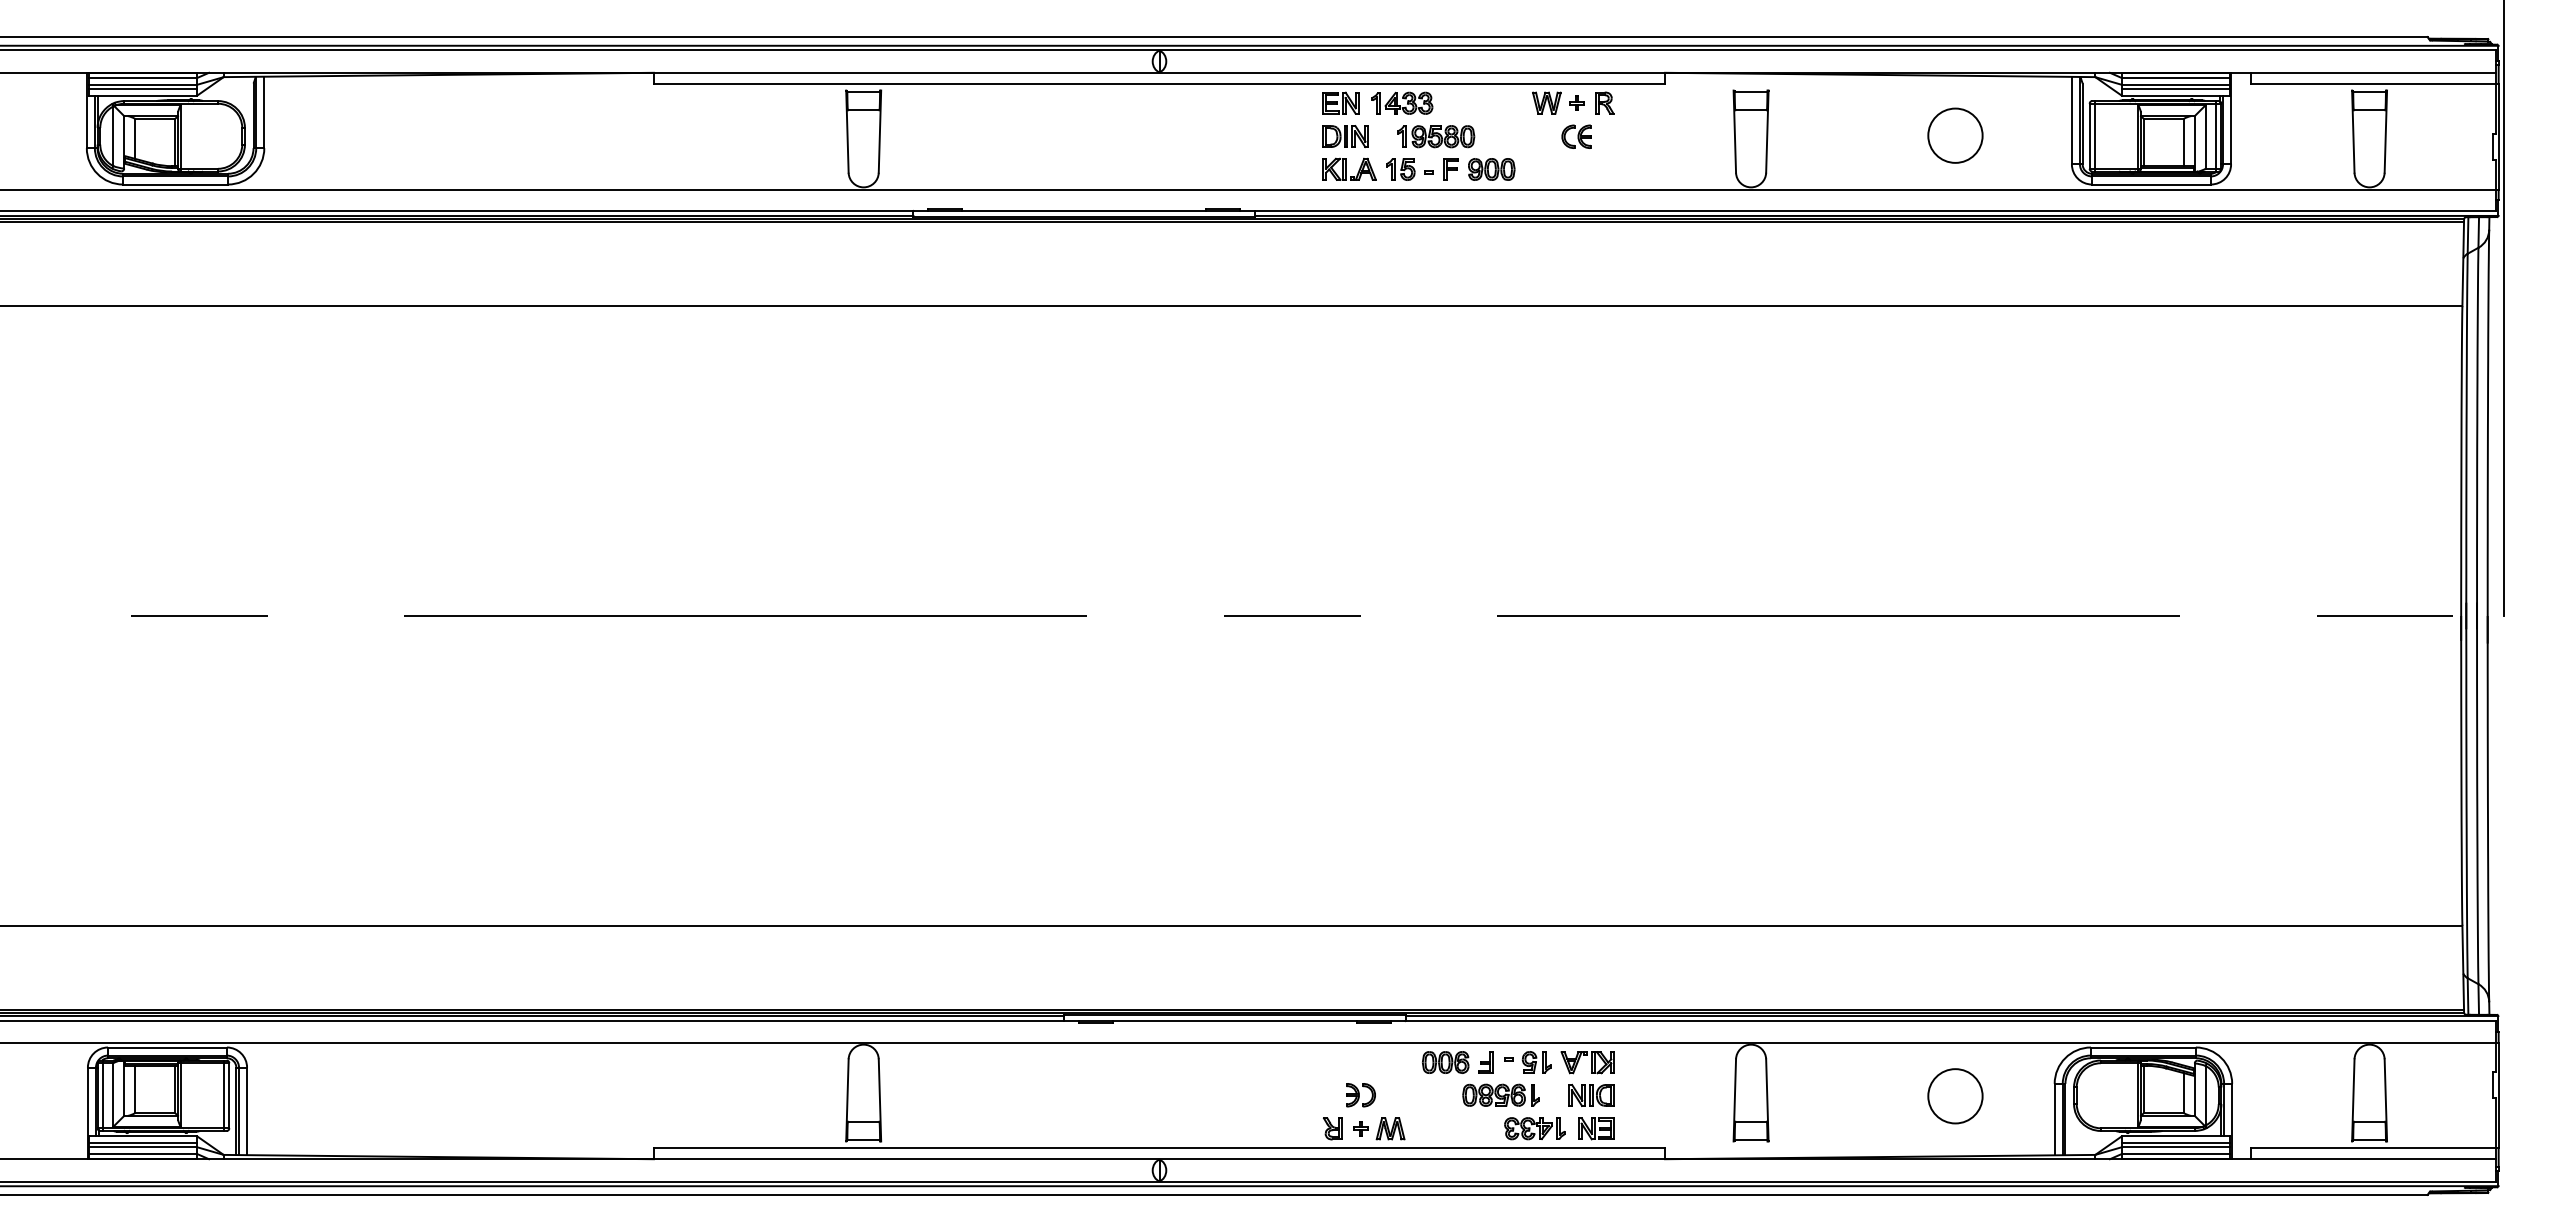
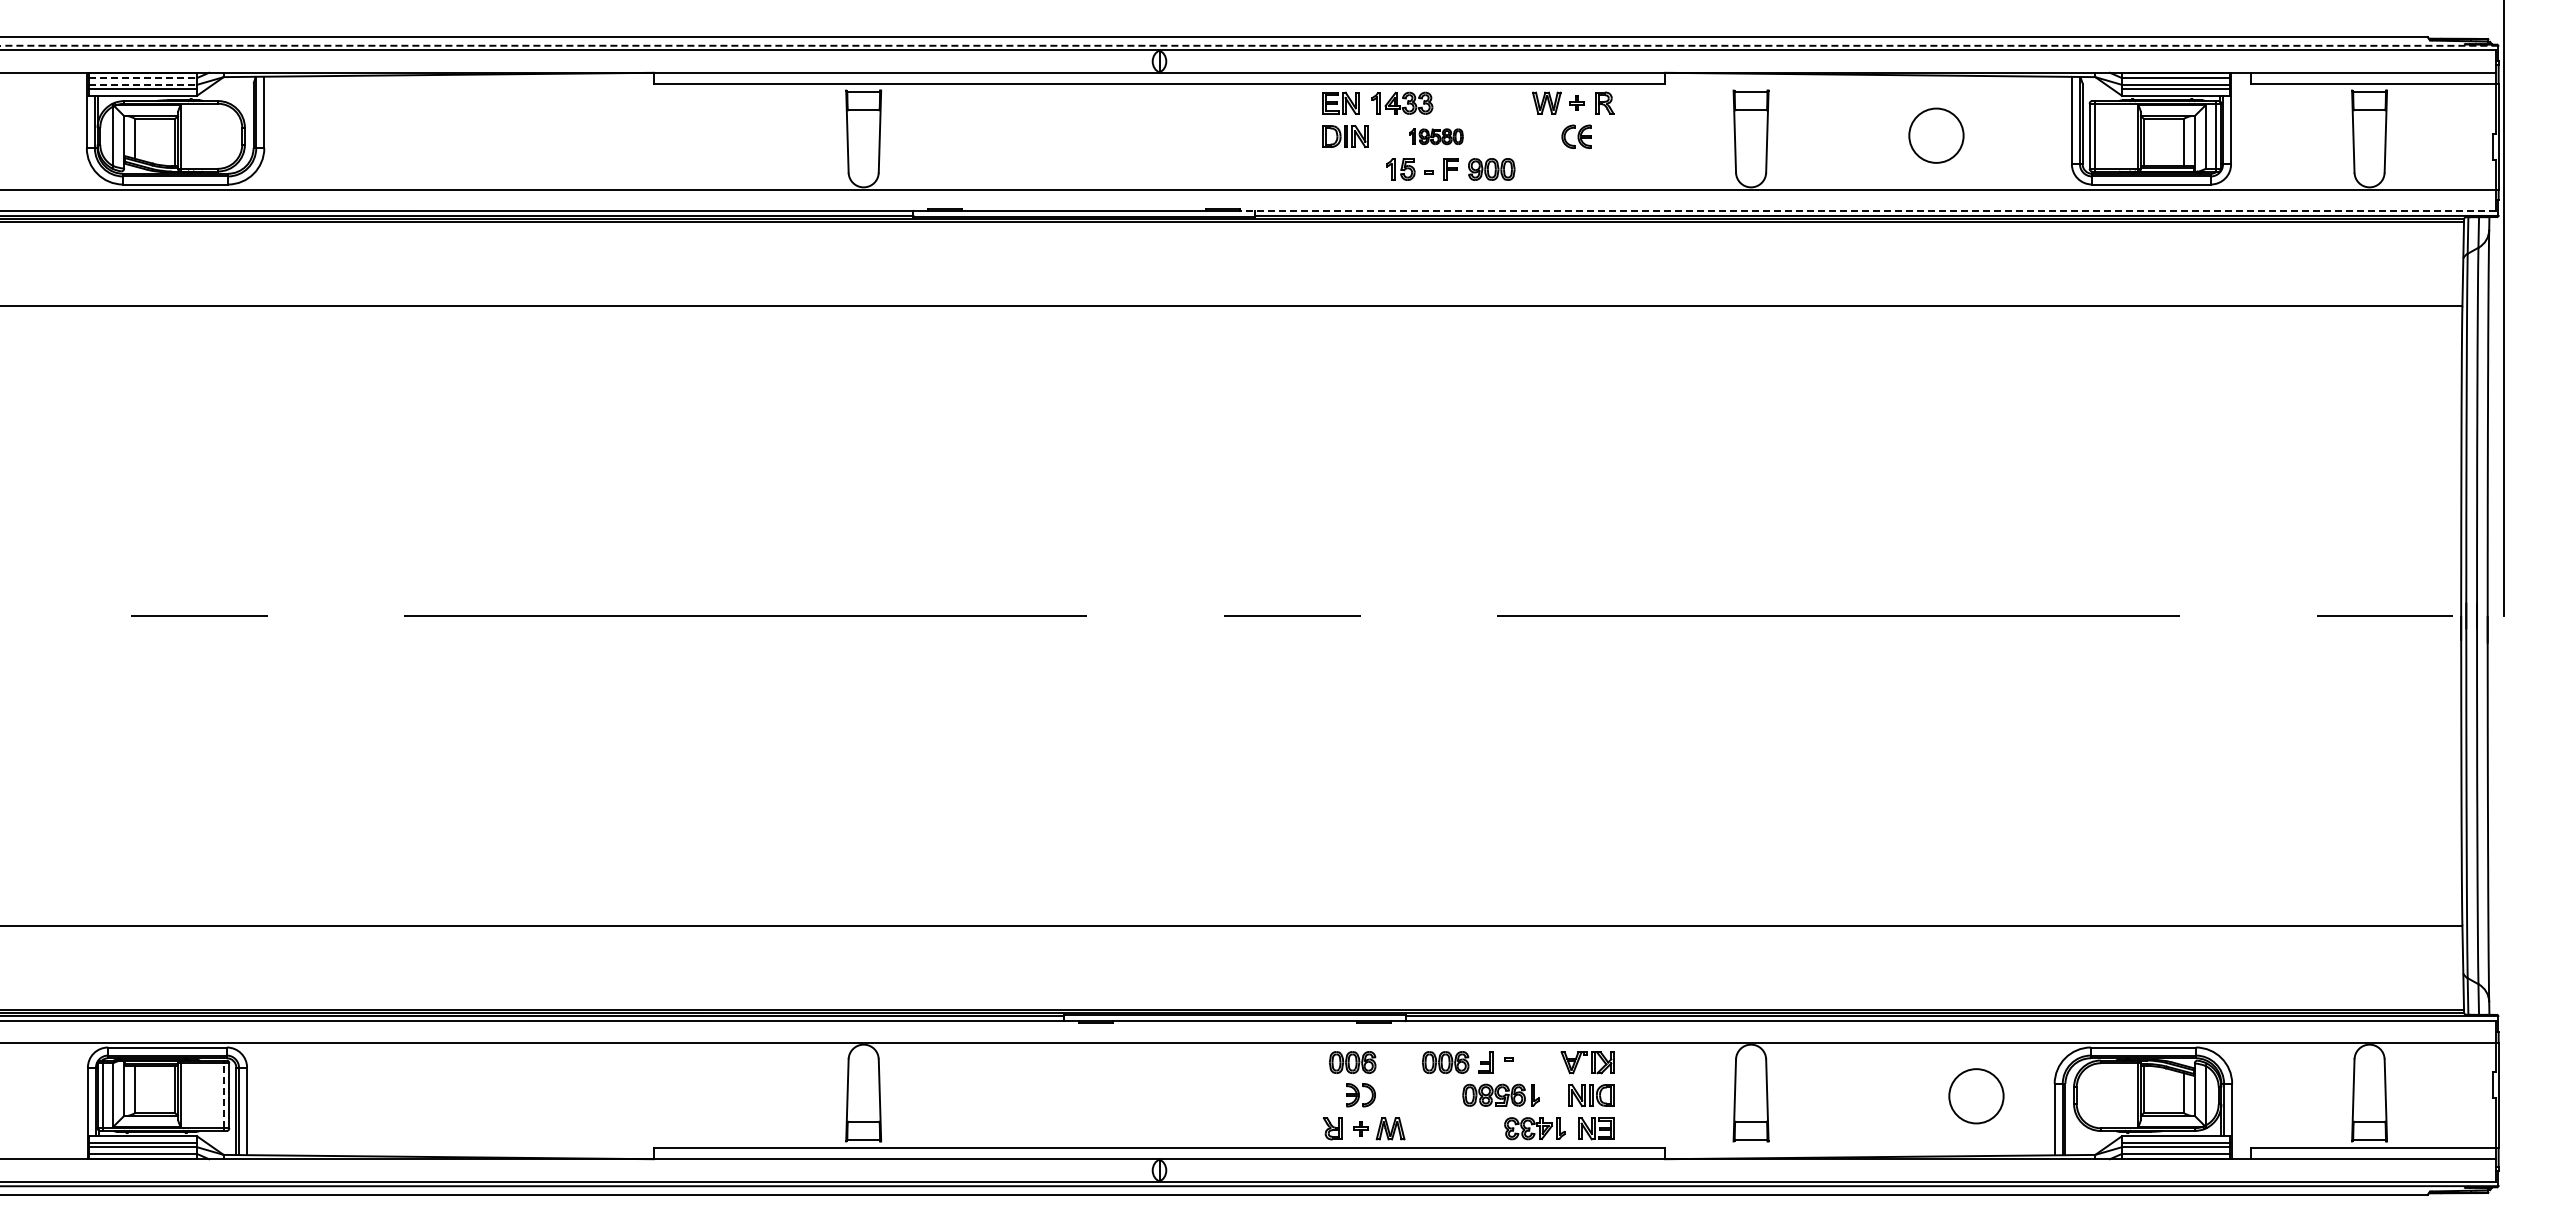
line: solid -> dashed (1249, 45)
line: solid -> dashed (143, 78)
line: solid -> dashed (143, 84)
circle position: (1955, 135) -> (1936, 135) (1936, 135)
part size: 79x24 px -> 55x18 px (1436, 136)
part: present -> none (1349, 168)
line: solid -> dashed (1868, 211)
part: none -> present (1352, 1062)
part: present -> none (1536, 1062)
line: solid -> dashed (223, 1095)
circle position: (1955, 1096) -> (1976, 1096) (1976, 1096)
